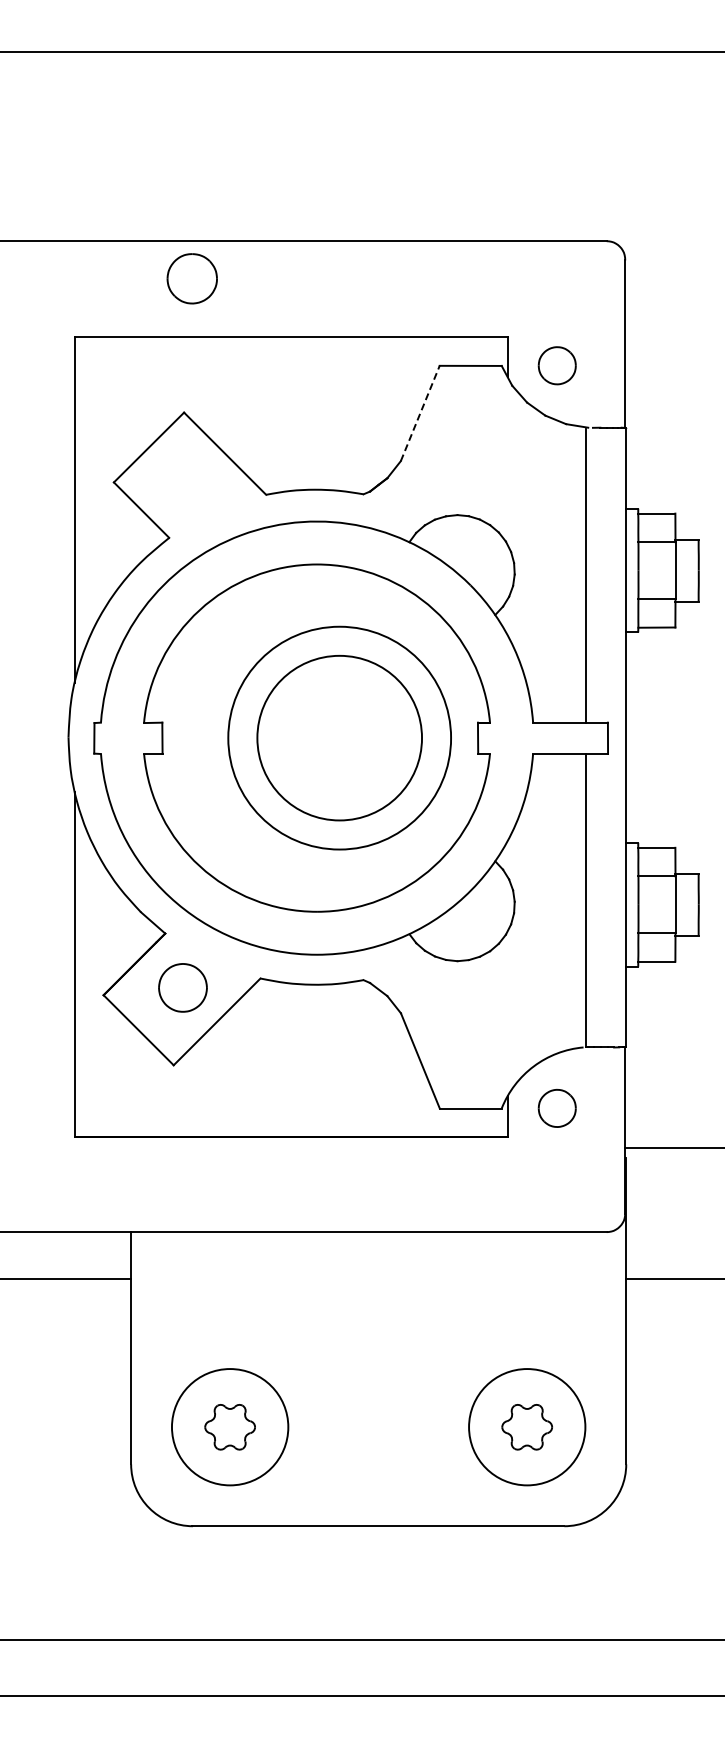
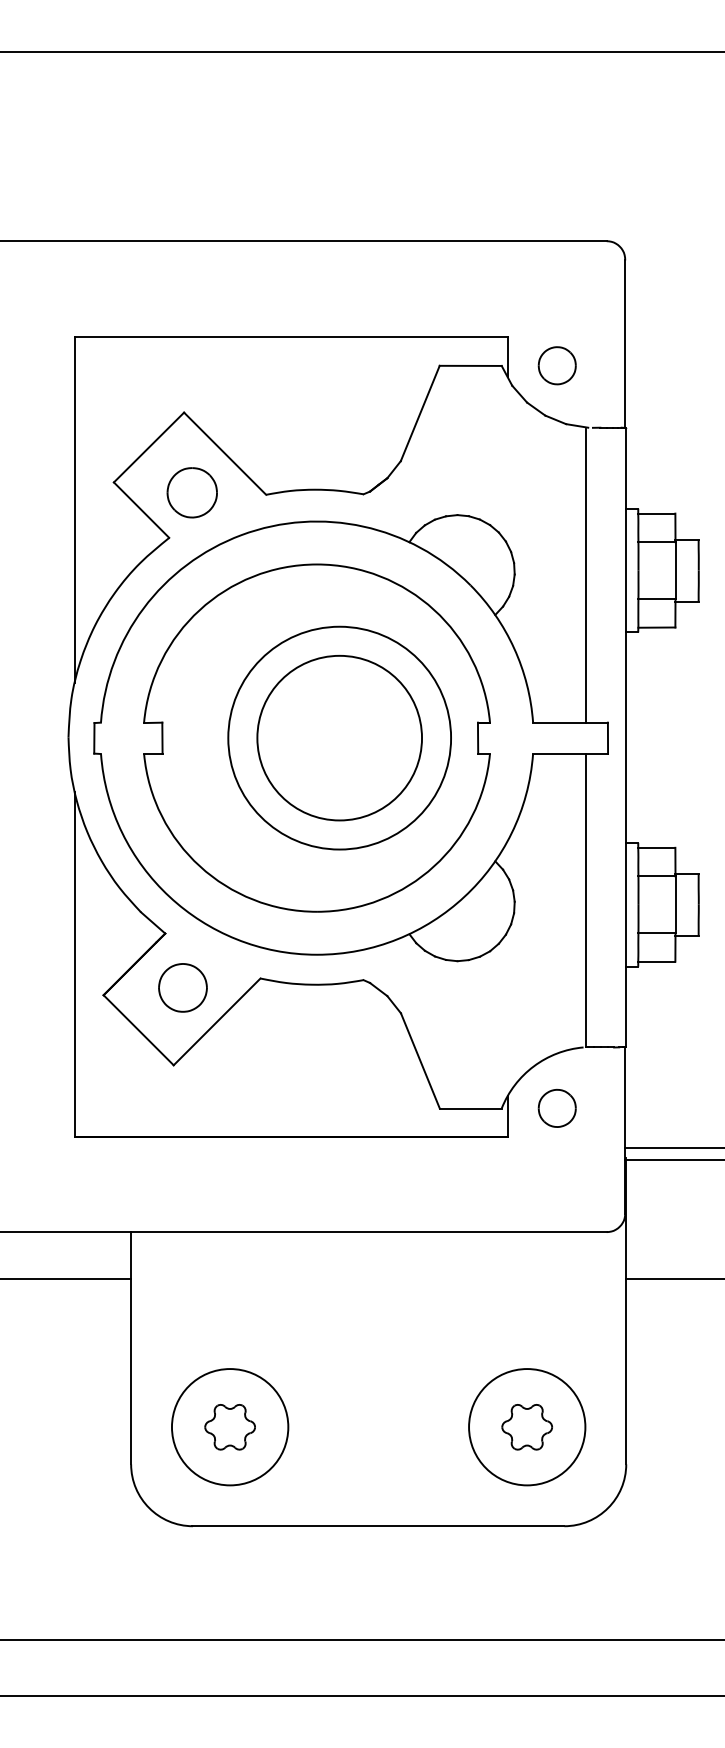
part position: (191, 278) -> (191, 492) (191, 492)
line: dashed -> solid (420, 413)
line: none -> present (673, 1160)
